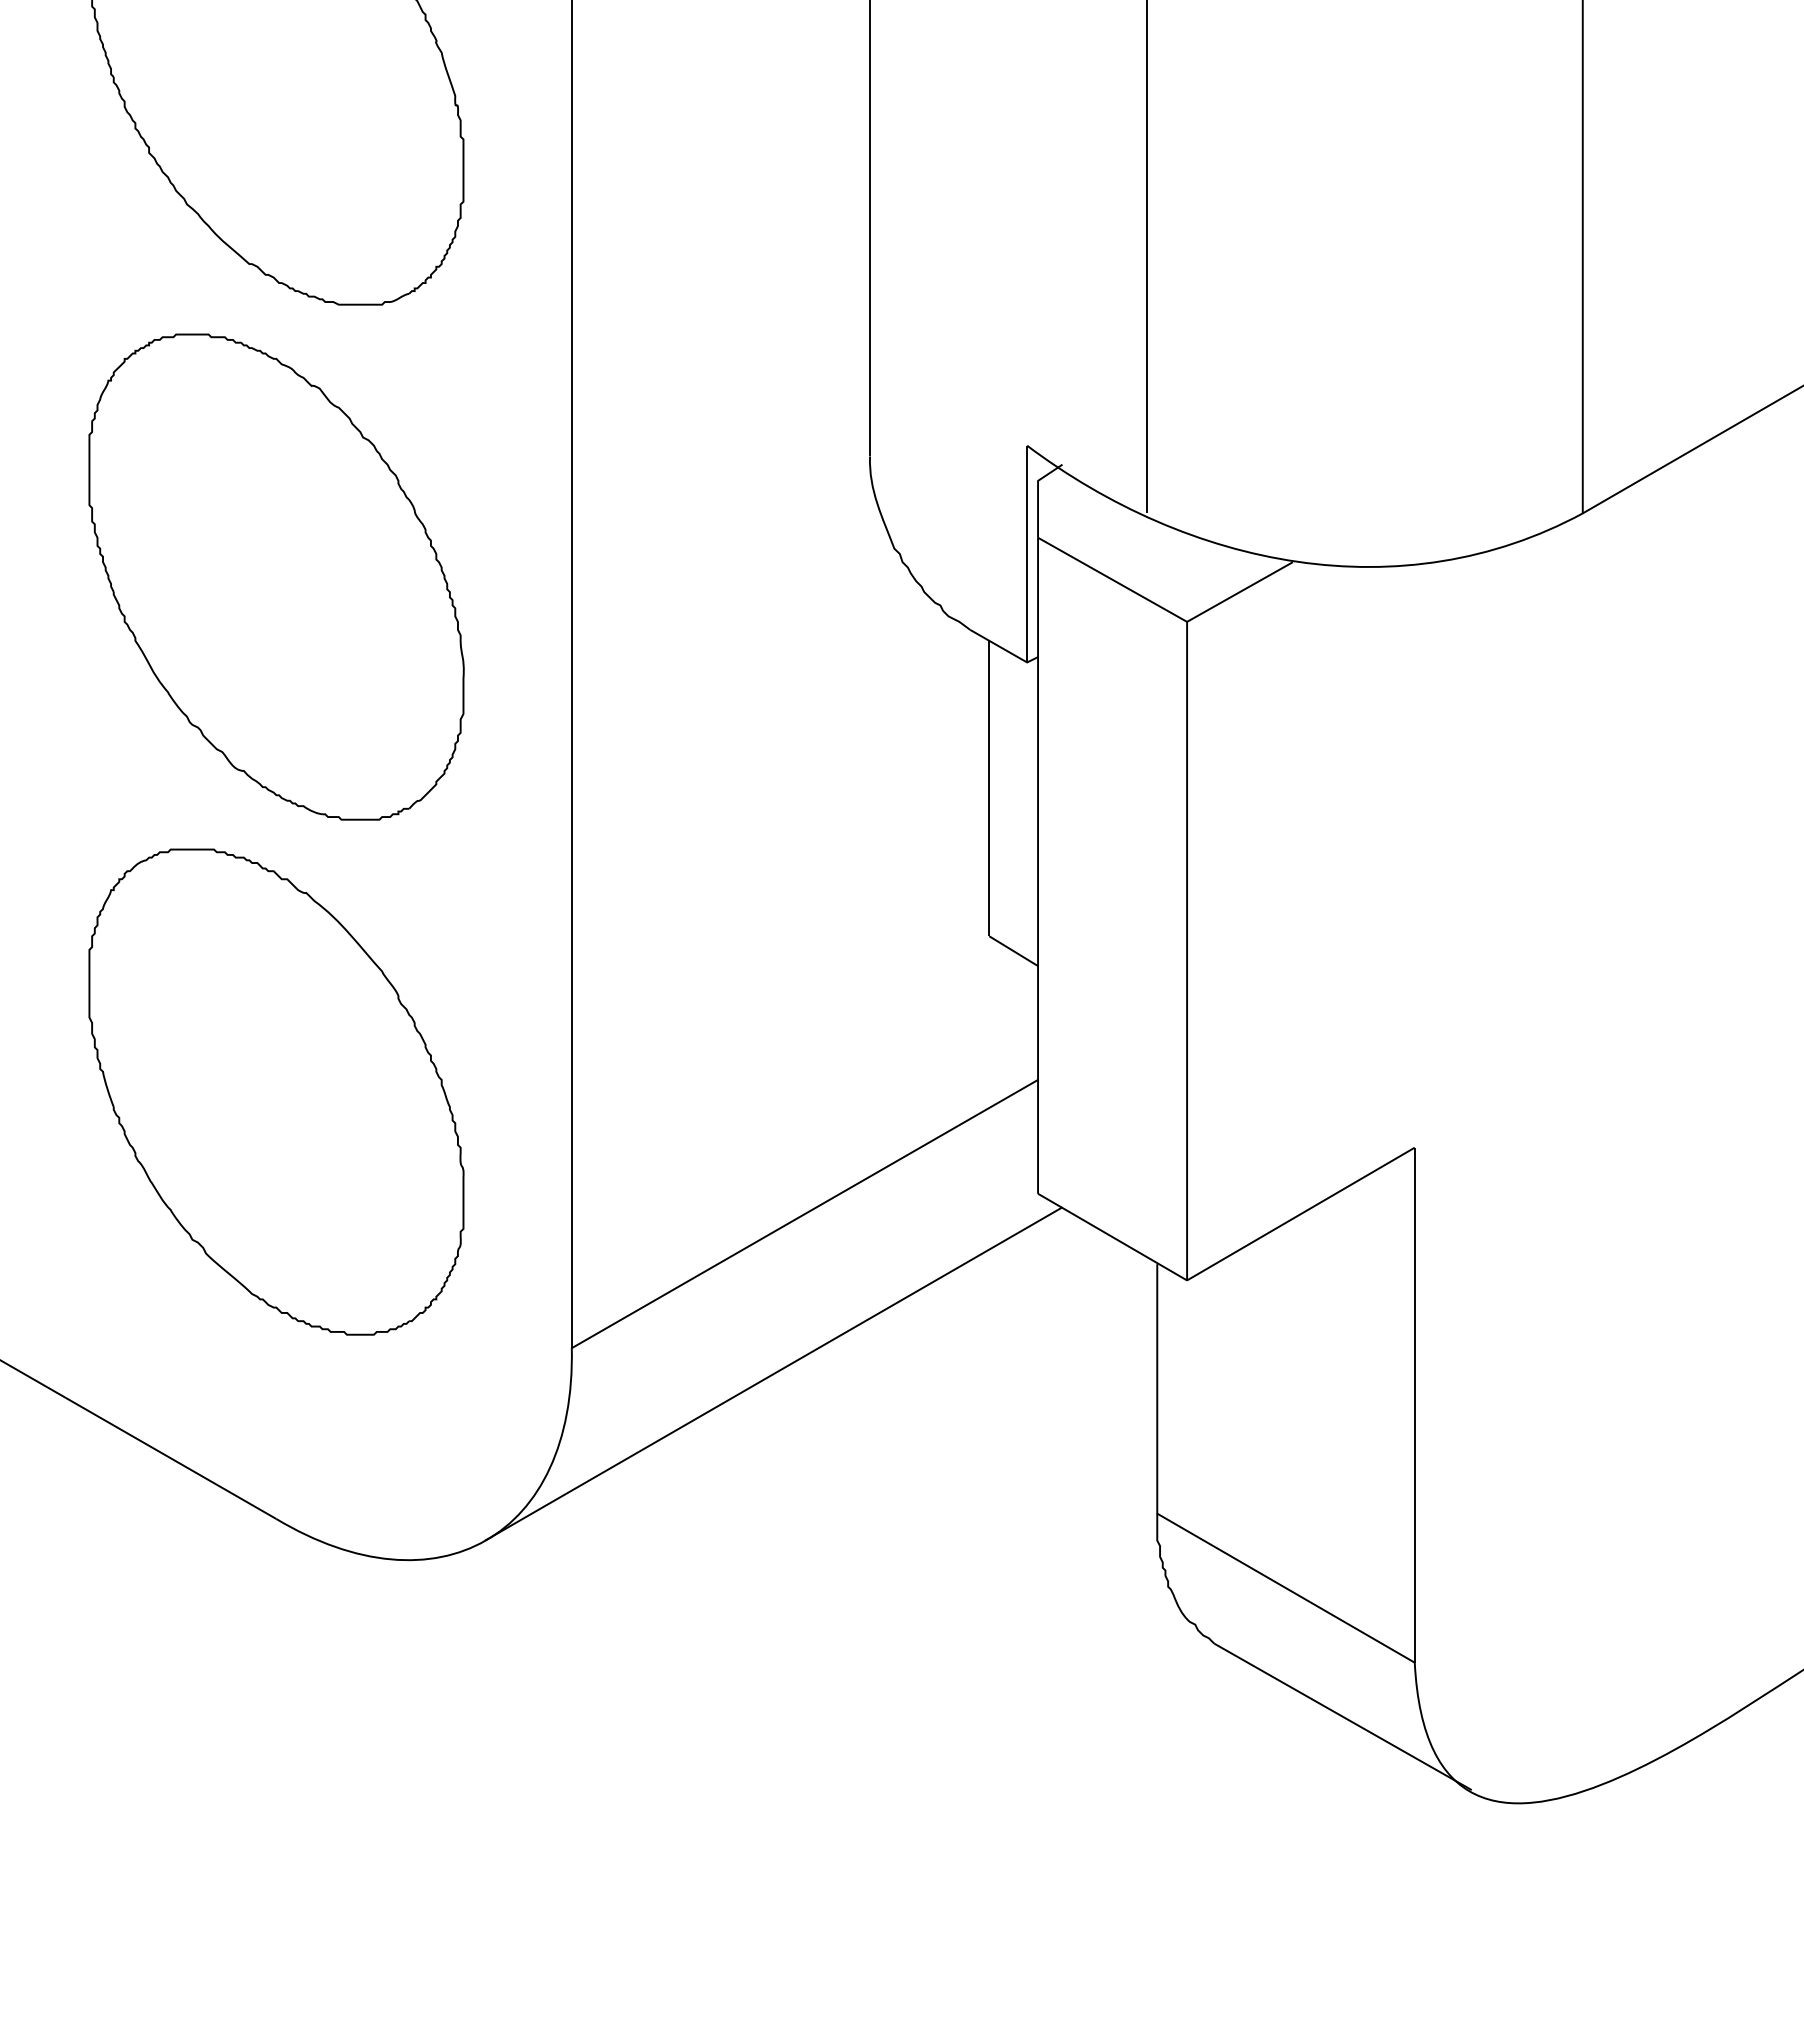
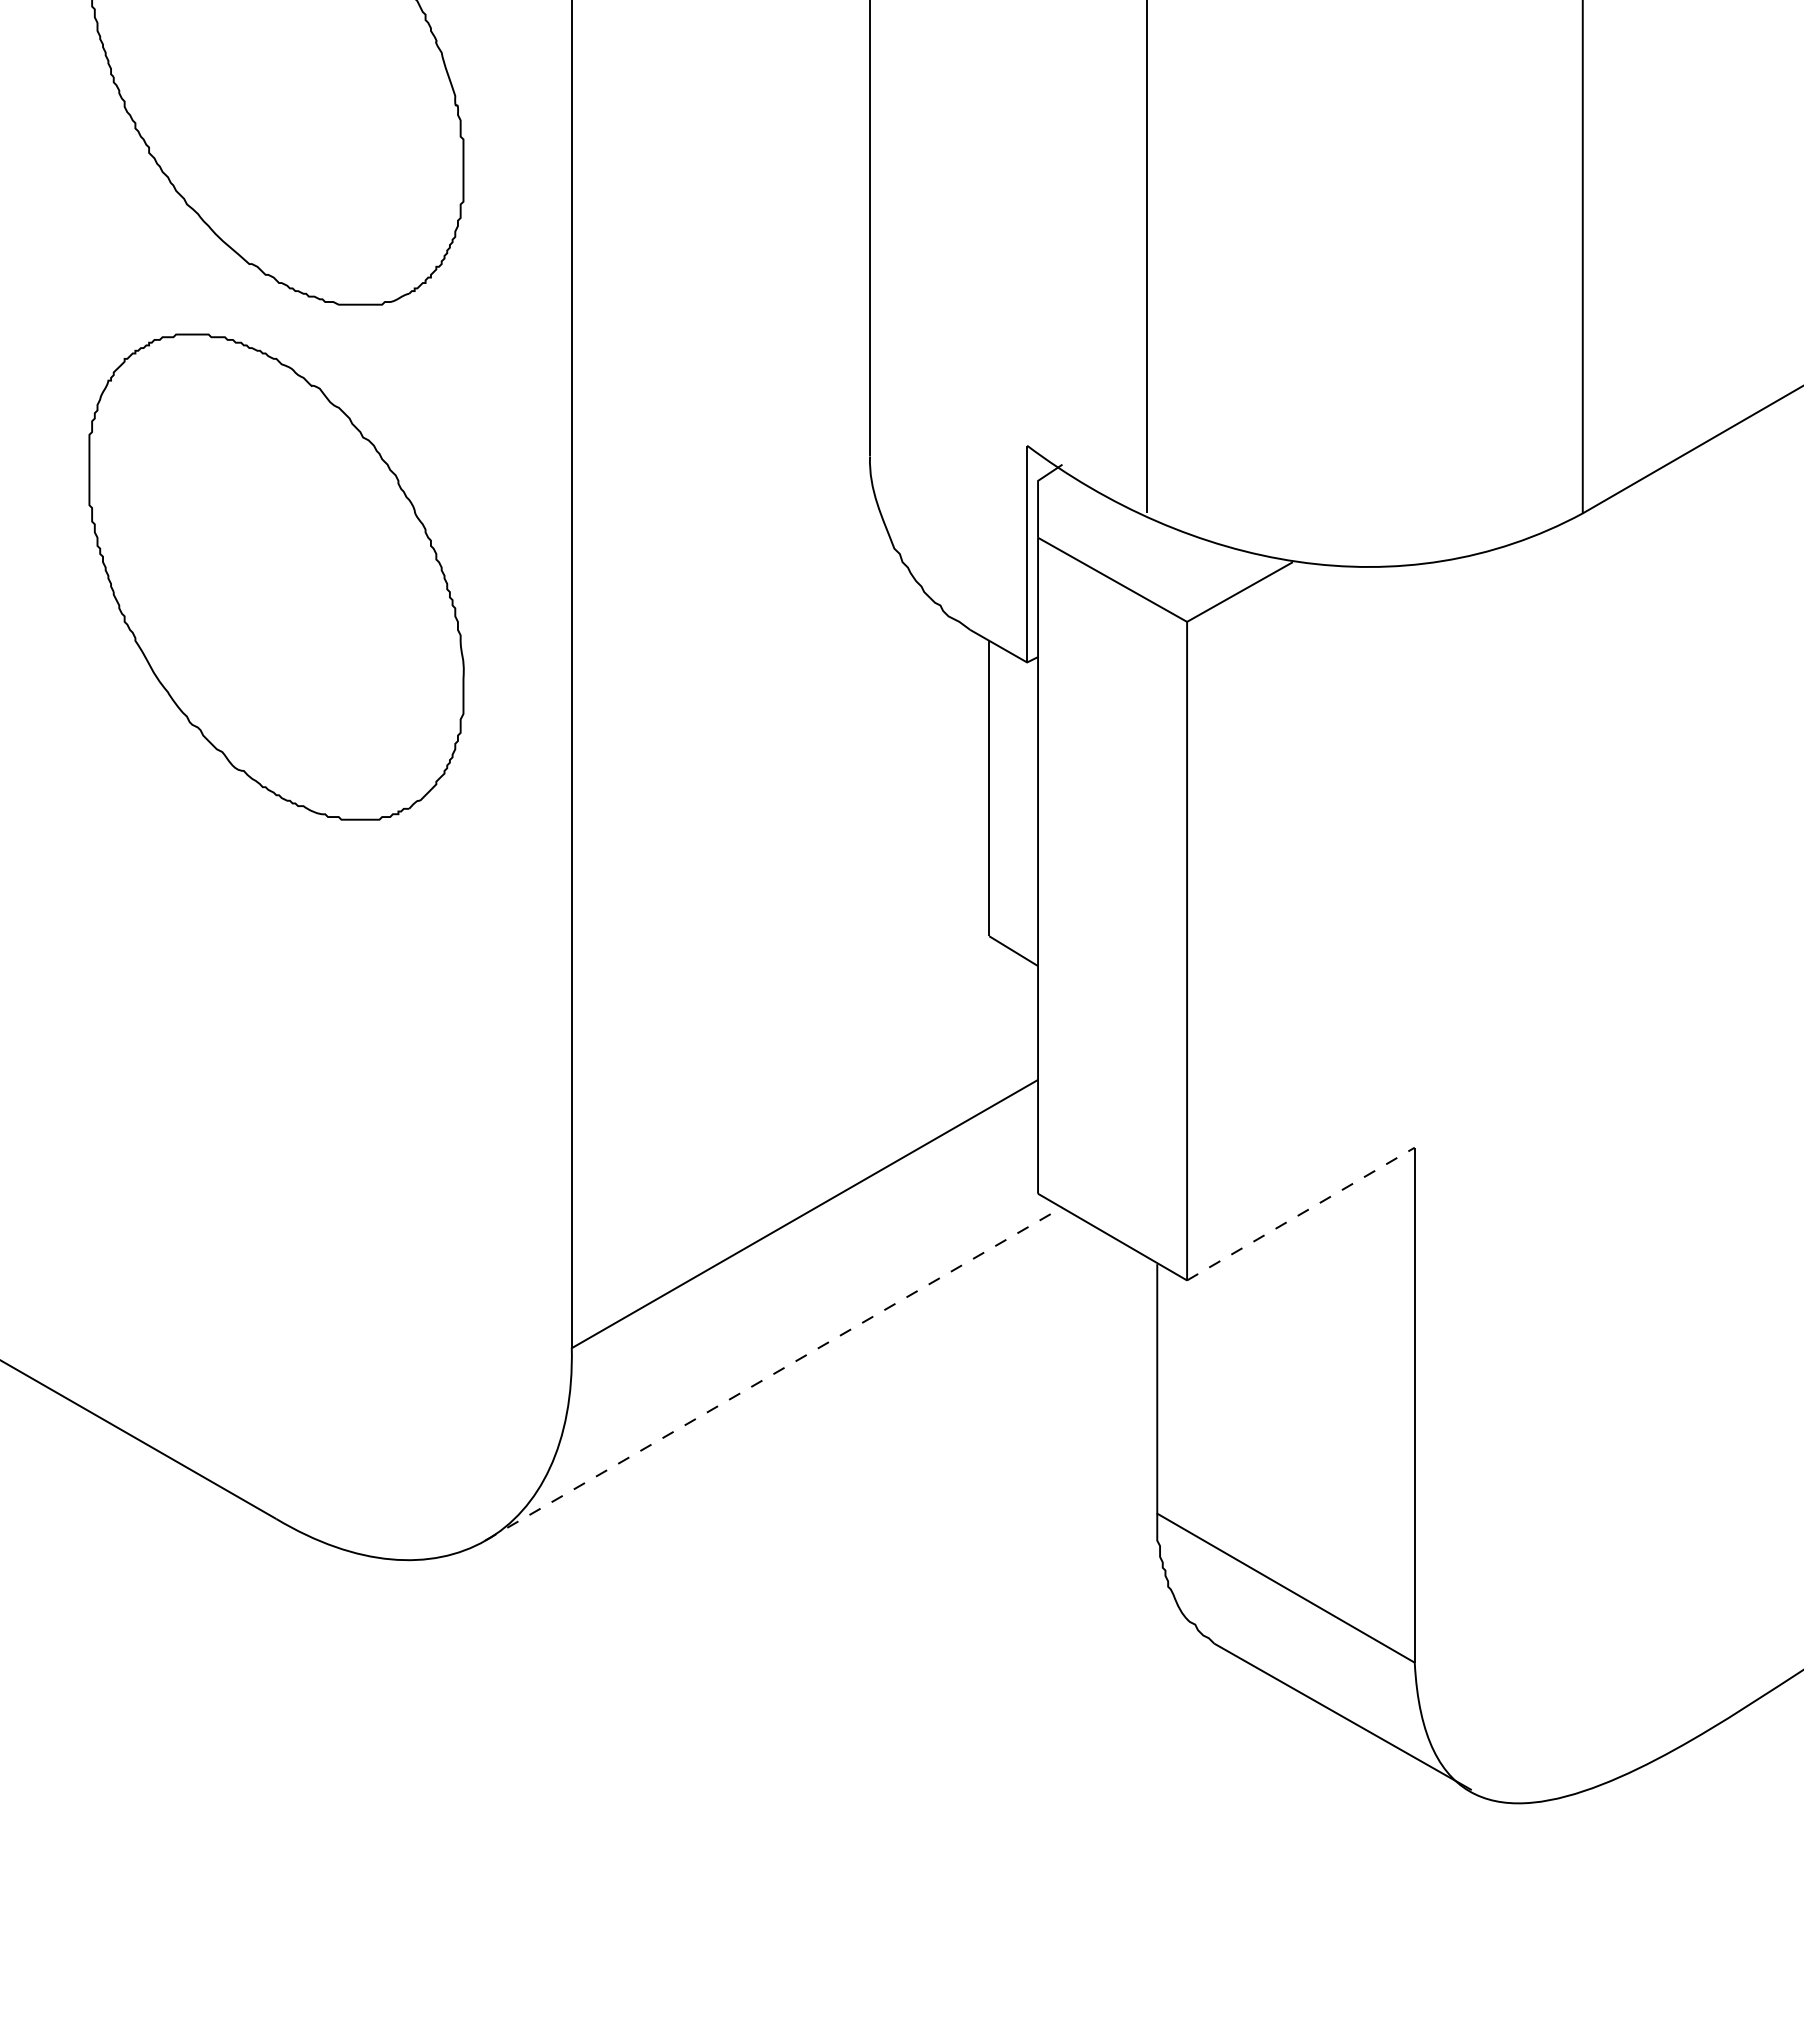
part: present -> none (276, 1091)
line: solid -> dashed (1300, 1214)
line: solid -> dashed (774, 1373)
